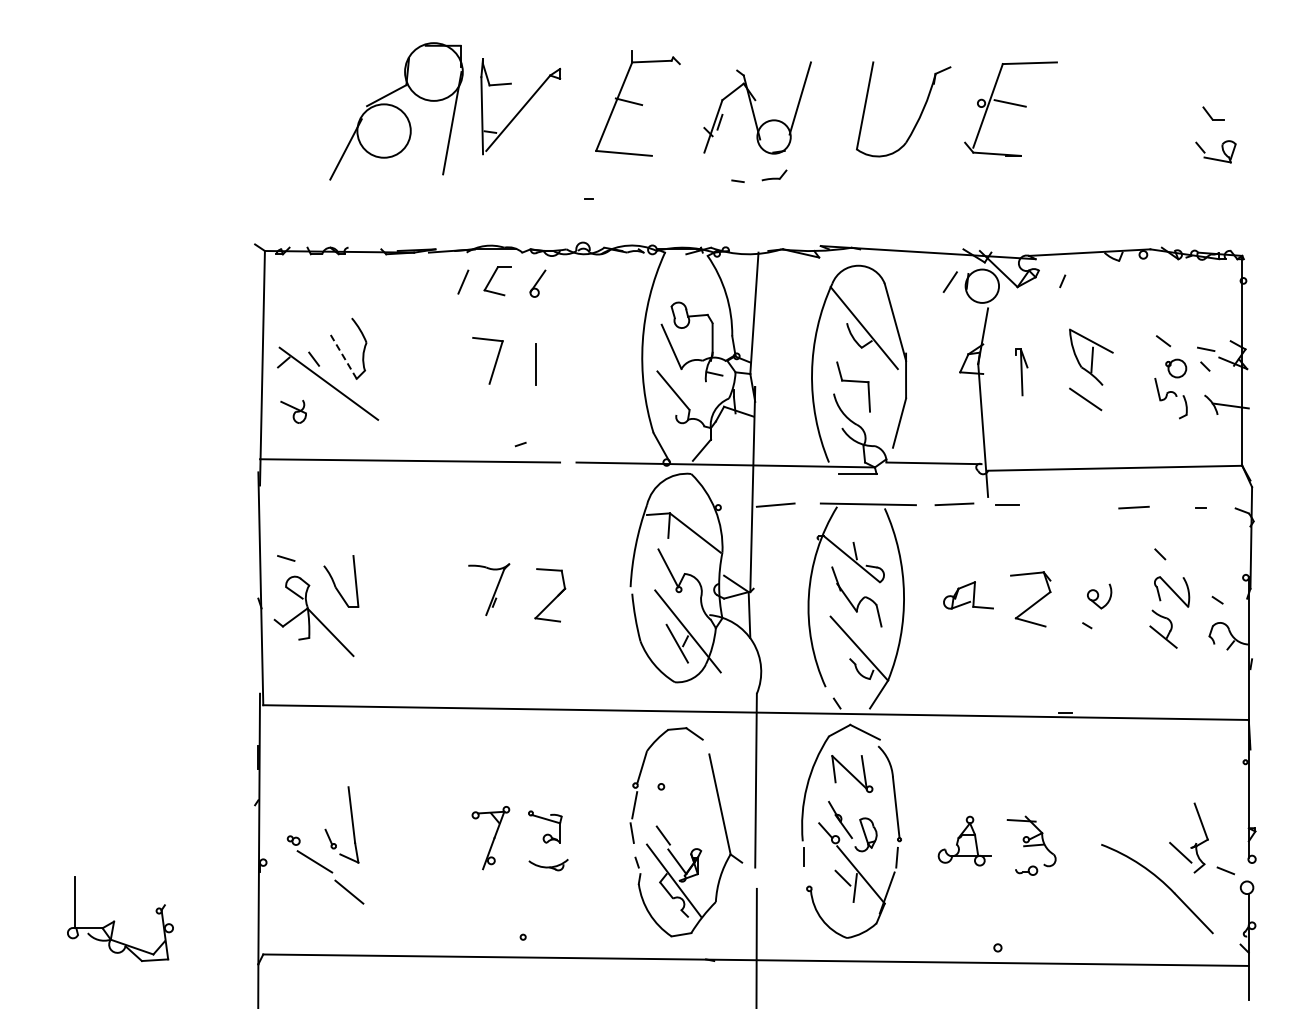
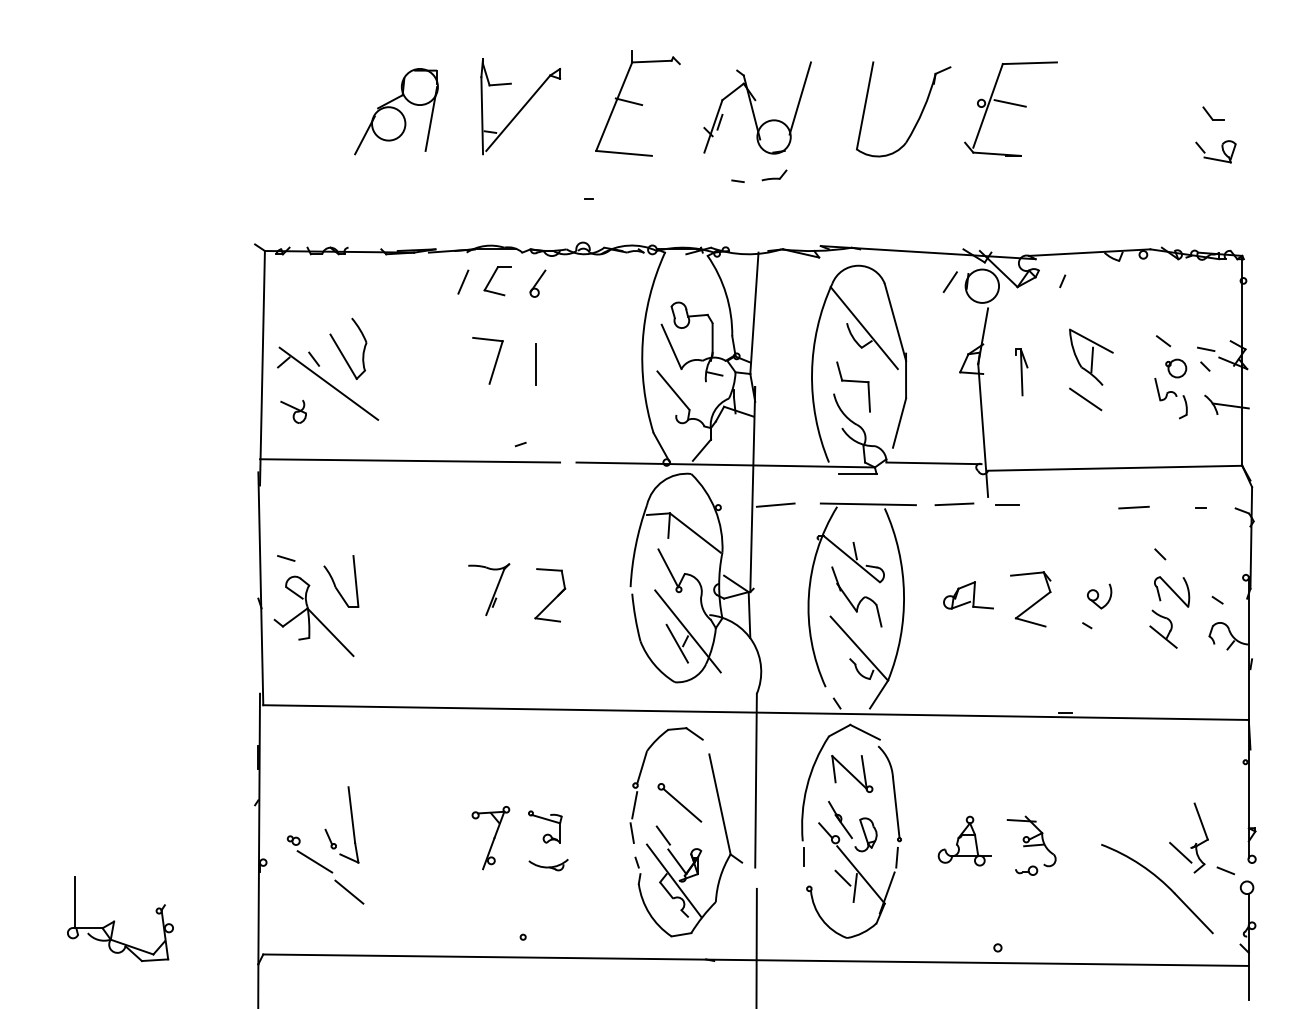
part size: 135x139 px -> 85x88 px (396, 111)
line: dashed -> solid (343, 356)
line: none -> present (682, 804)
